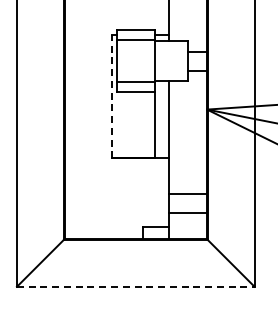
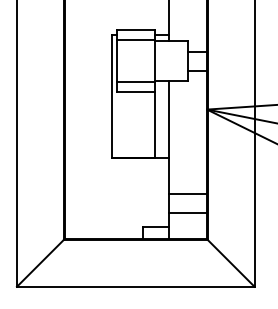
line: dashed -> solid (112, 96)
line: dashed -> solid (135, 286)
